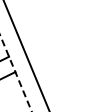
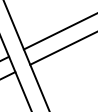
line: none -> present (58, 31)
line: none -> present (62, 48)
line: dashed -> solid (16, 73)
